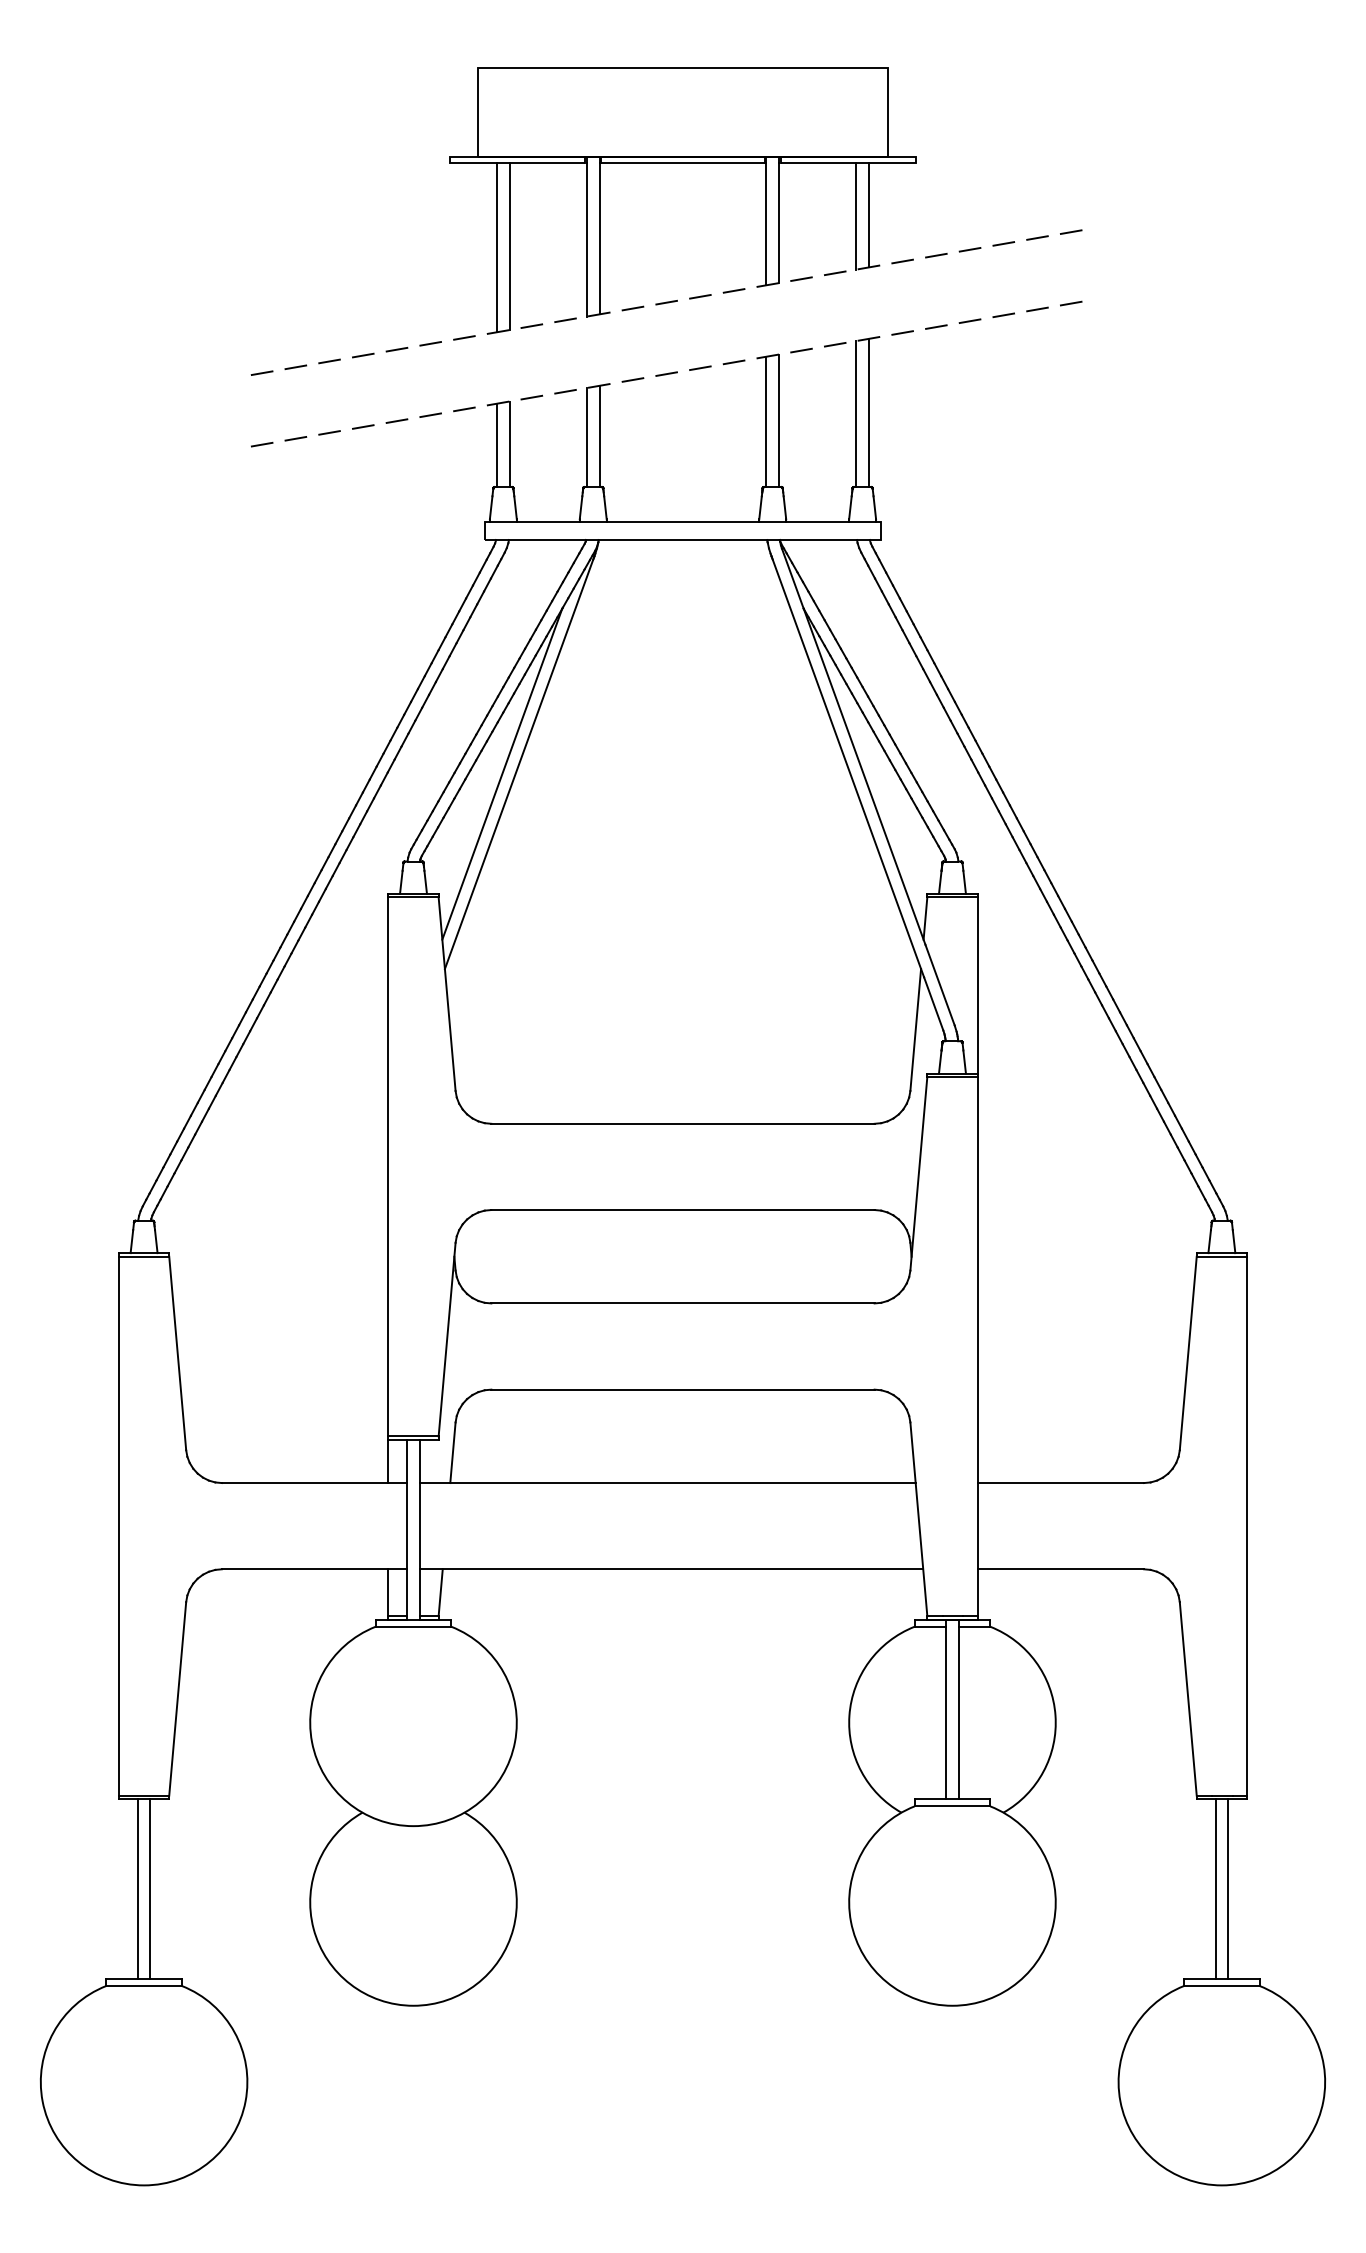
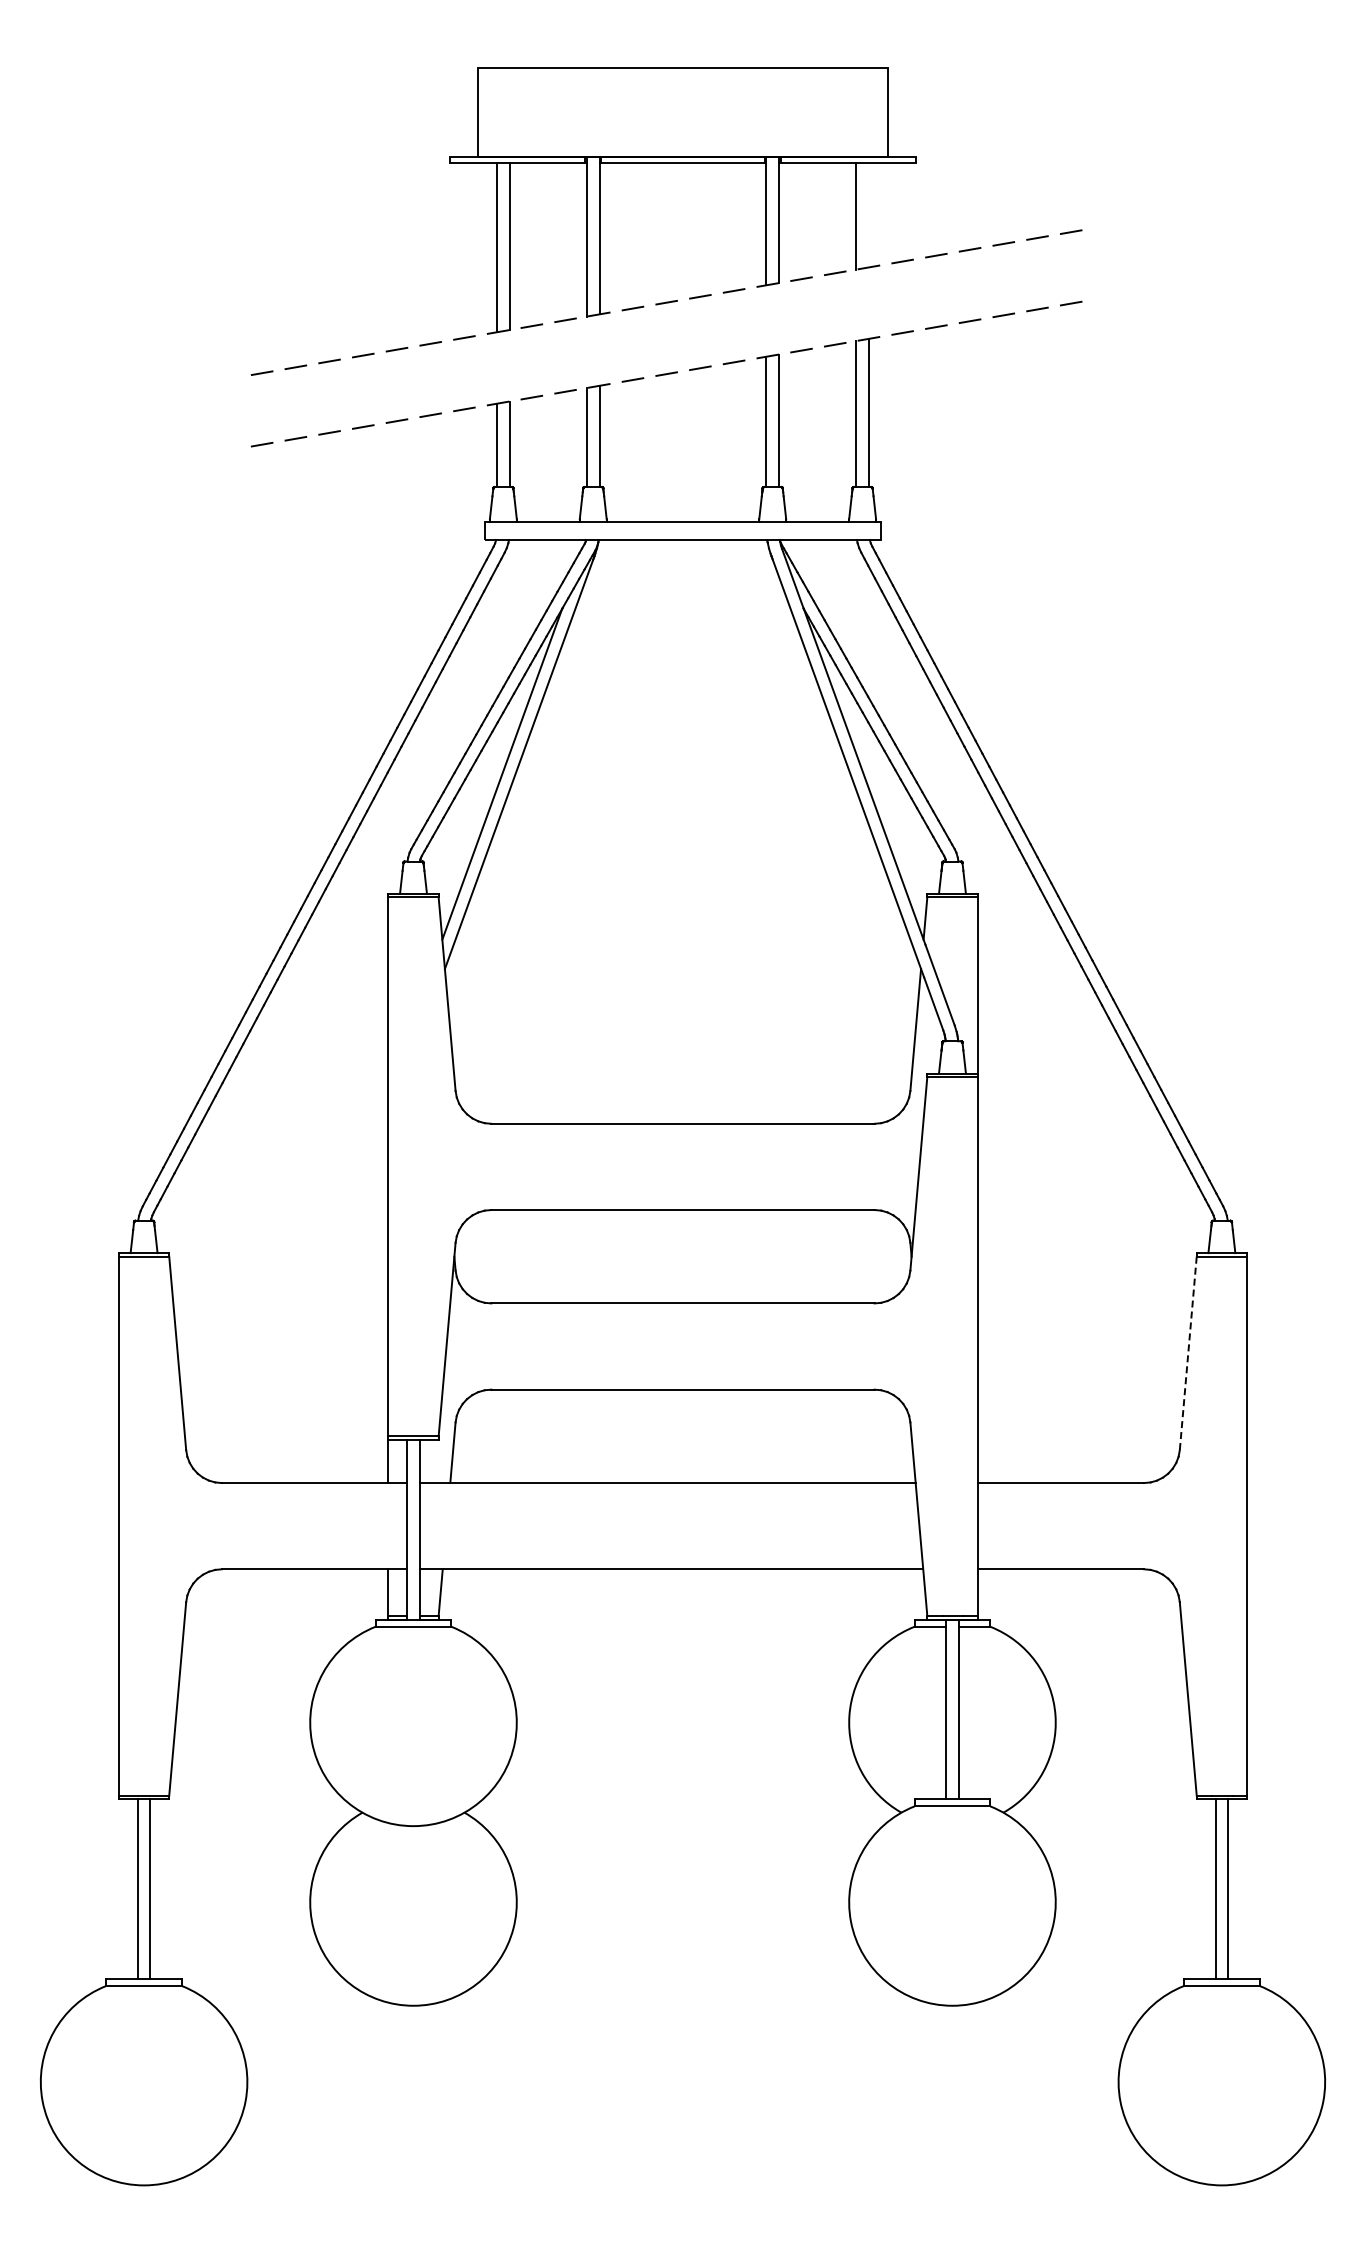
line: present -> none (868, 214)
line: solid -> dashed (1188, 1353)
